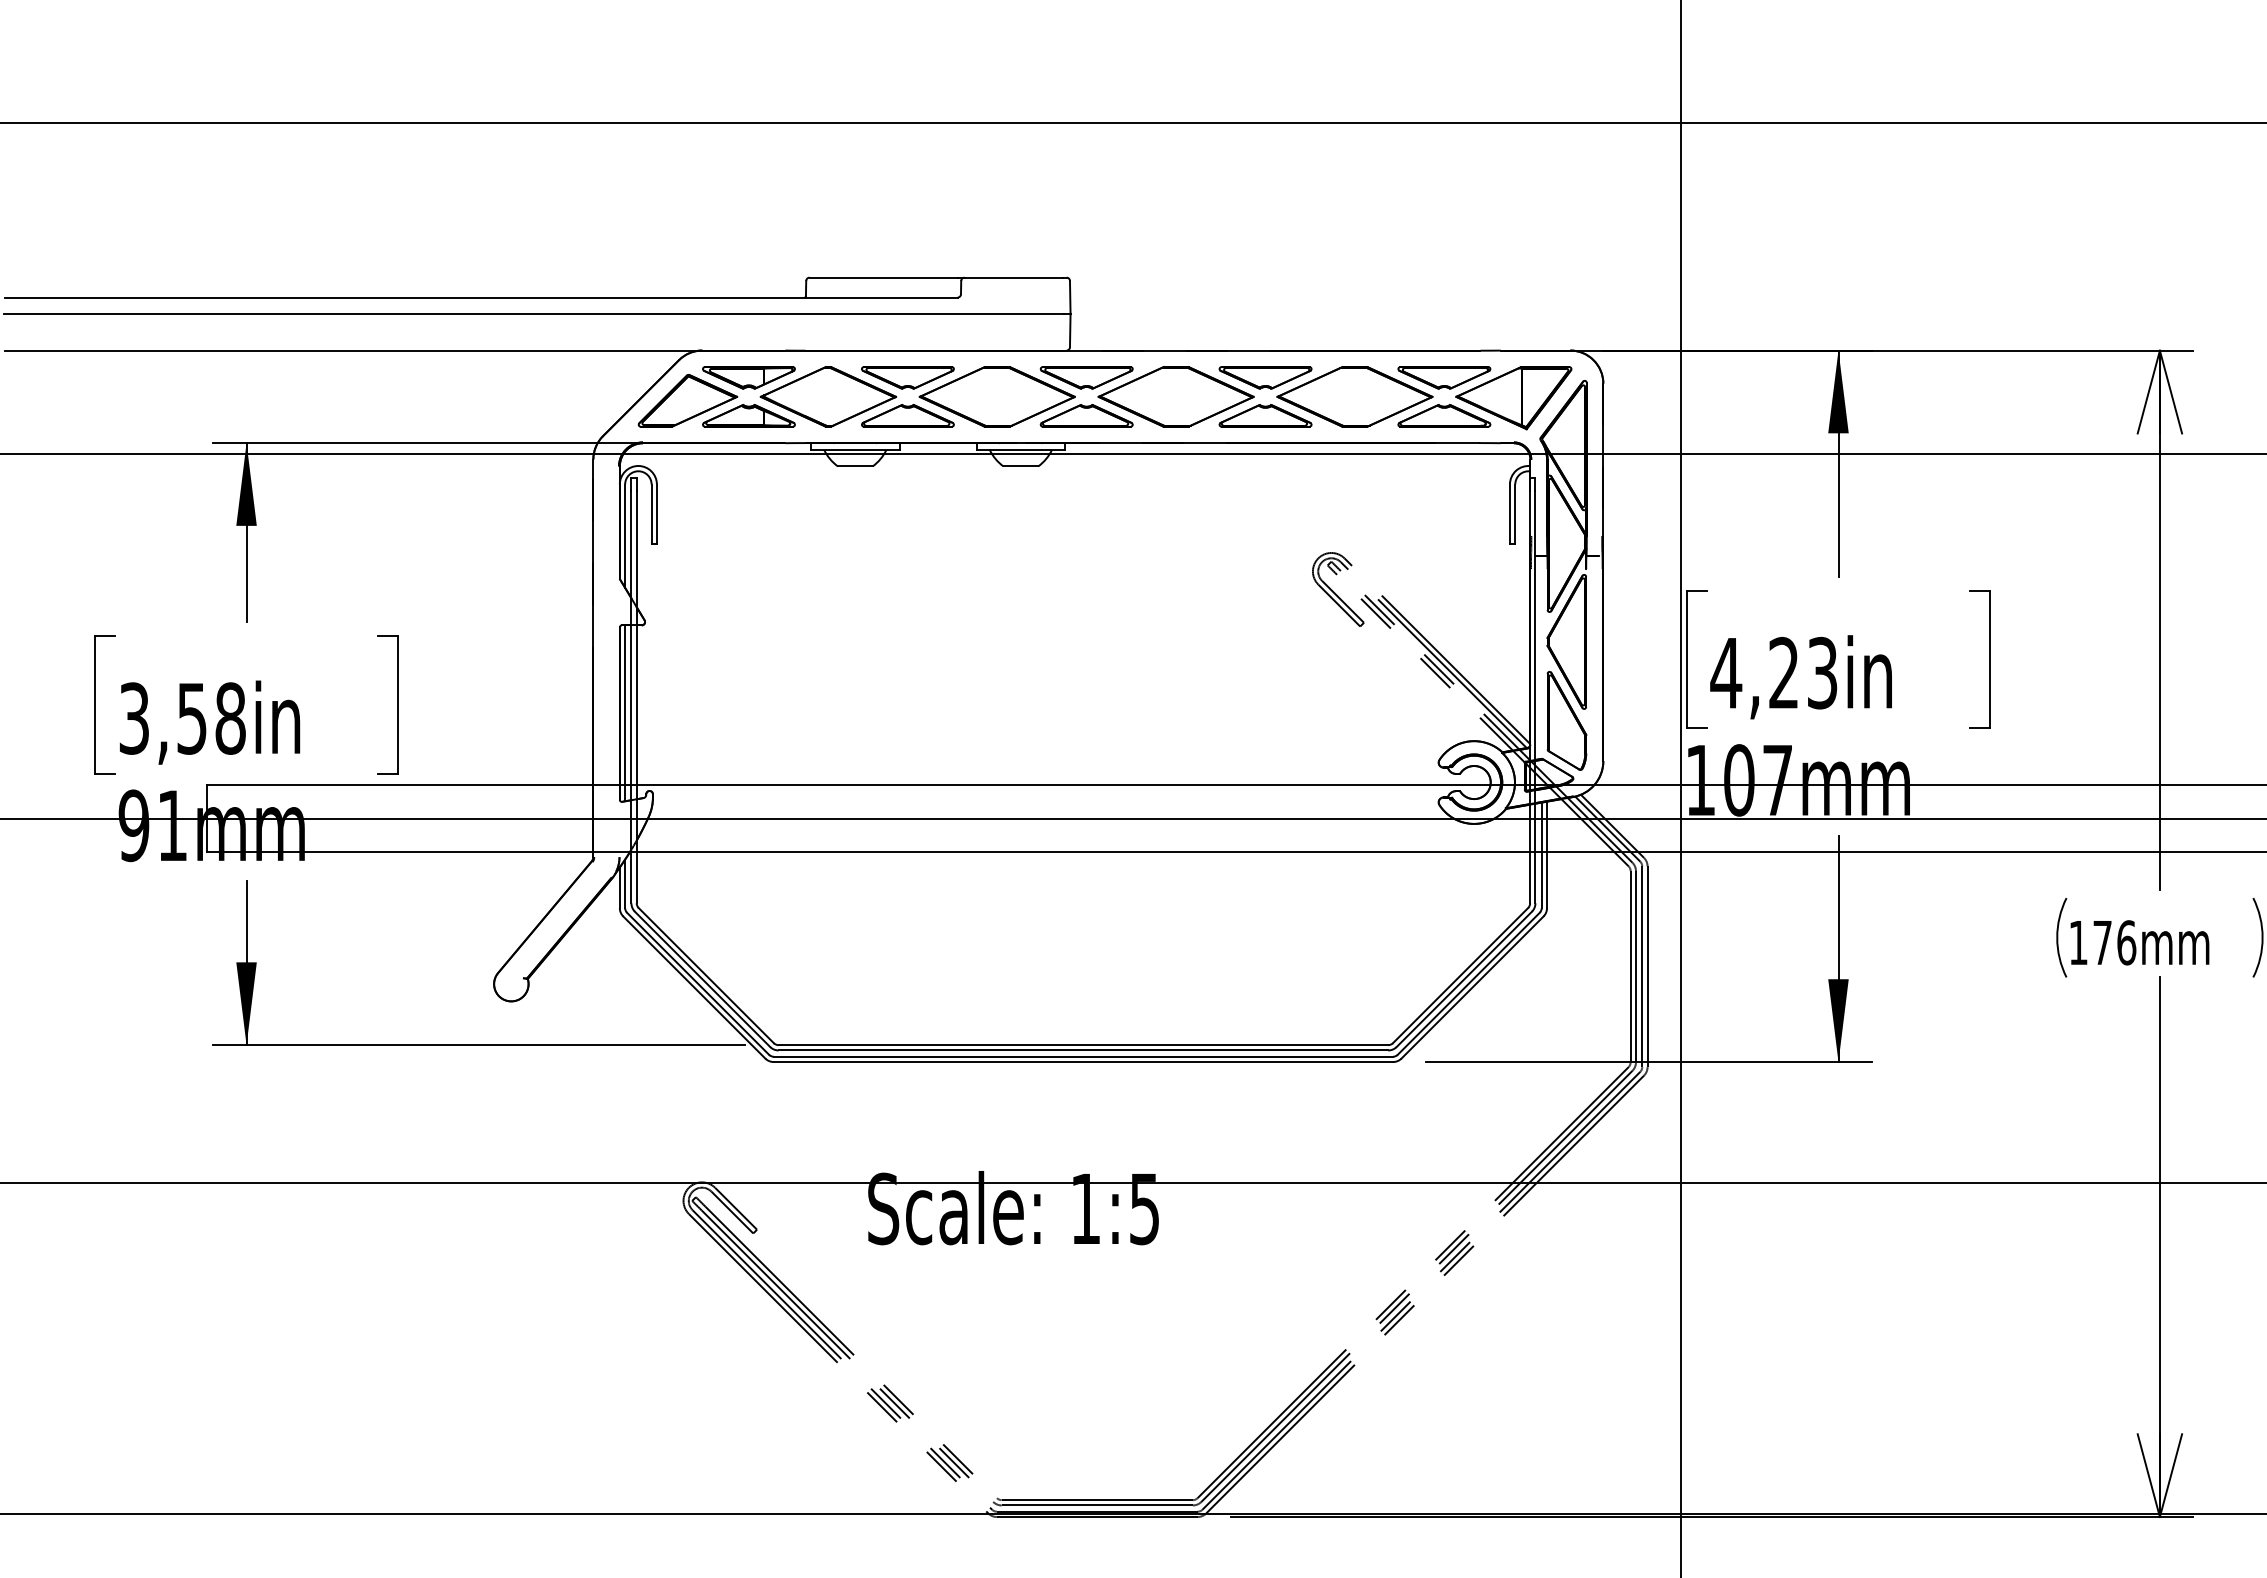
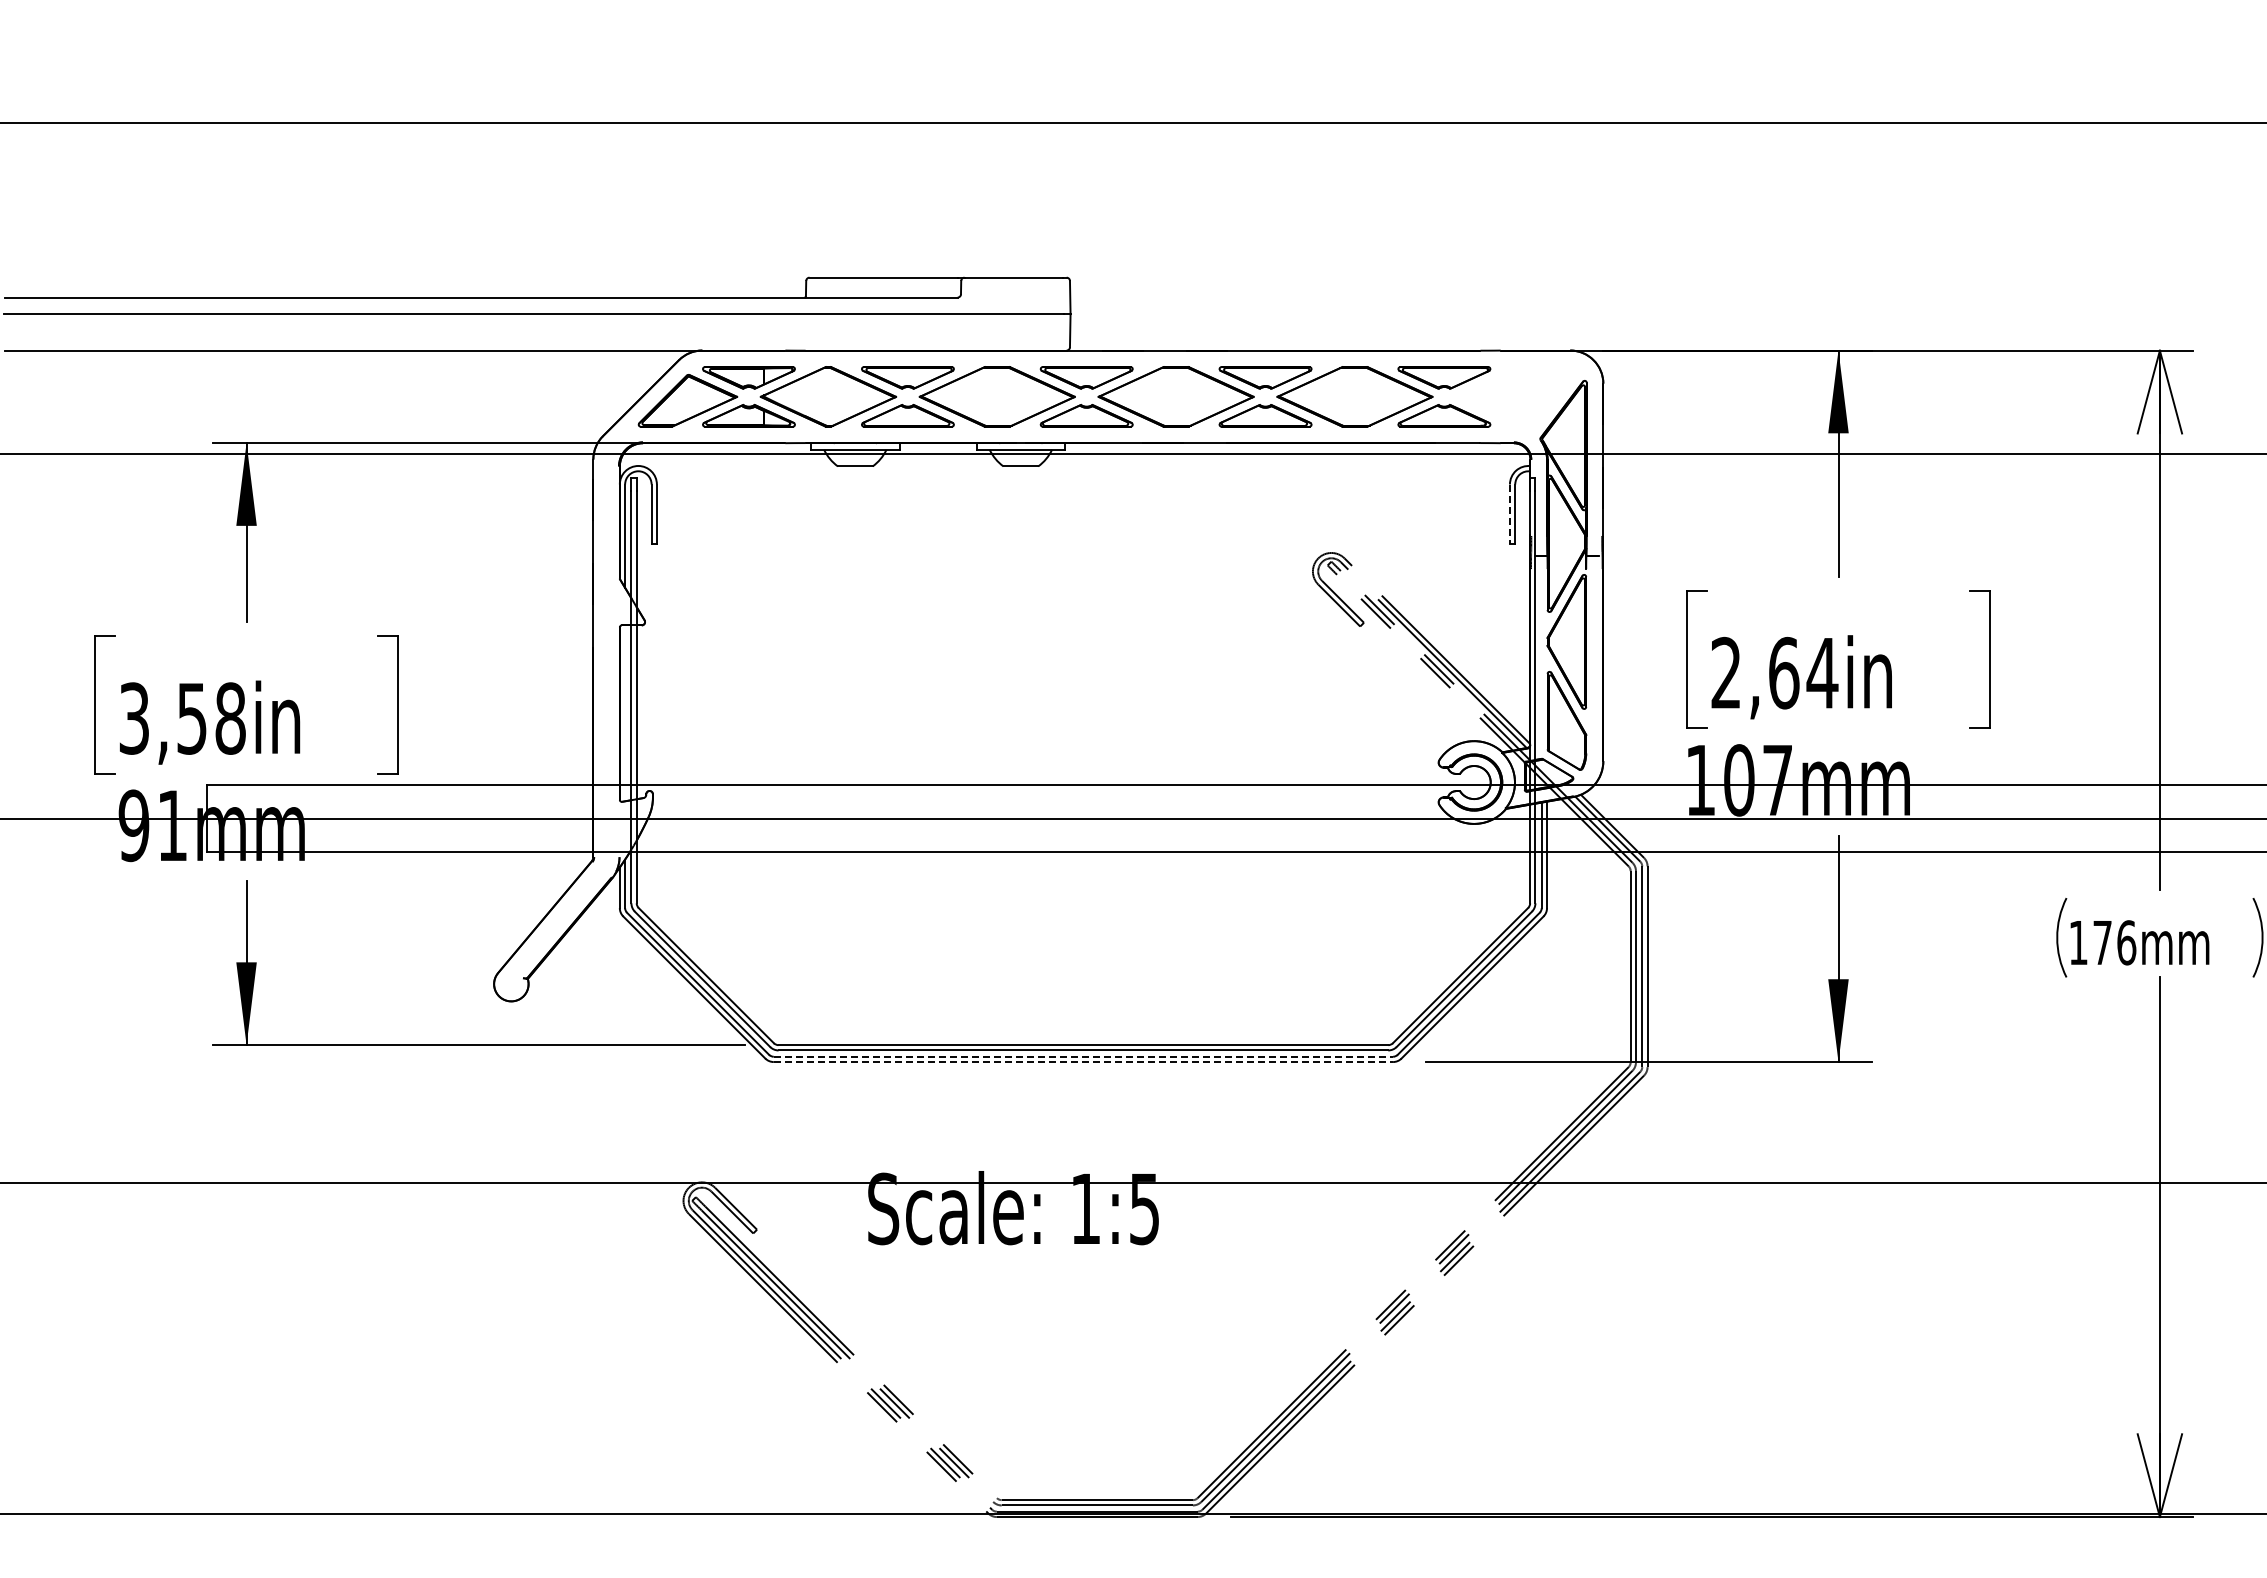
part: present -> none (1513, 398)
line: solid -> dashed (1509, 514)
text: 4,23in -> 2,64in (1774, 672)
line: present -> none (625, 713)
line: present -> none (1680, 788)
line: solid -> dashed (1083, 1056)
line: solid -> dashed (1083, 1062)
